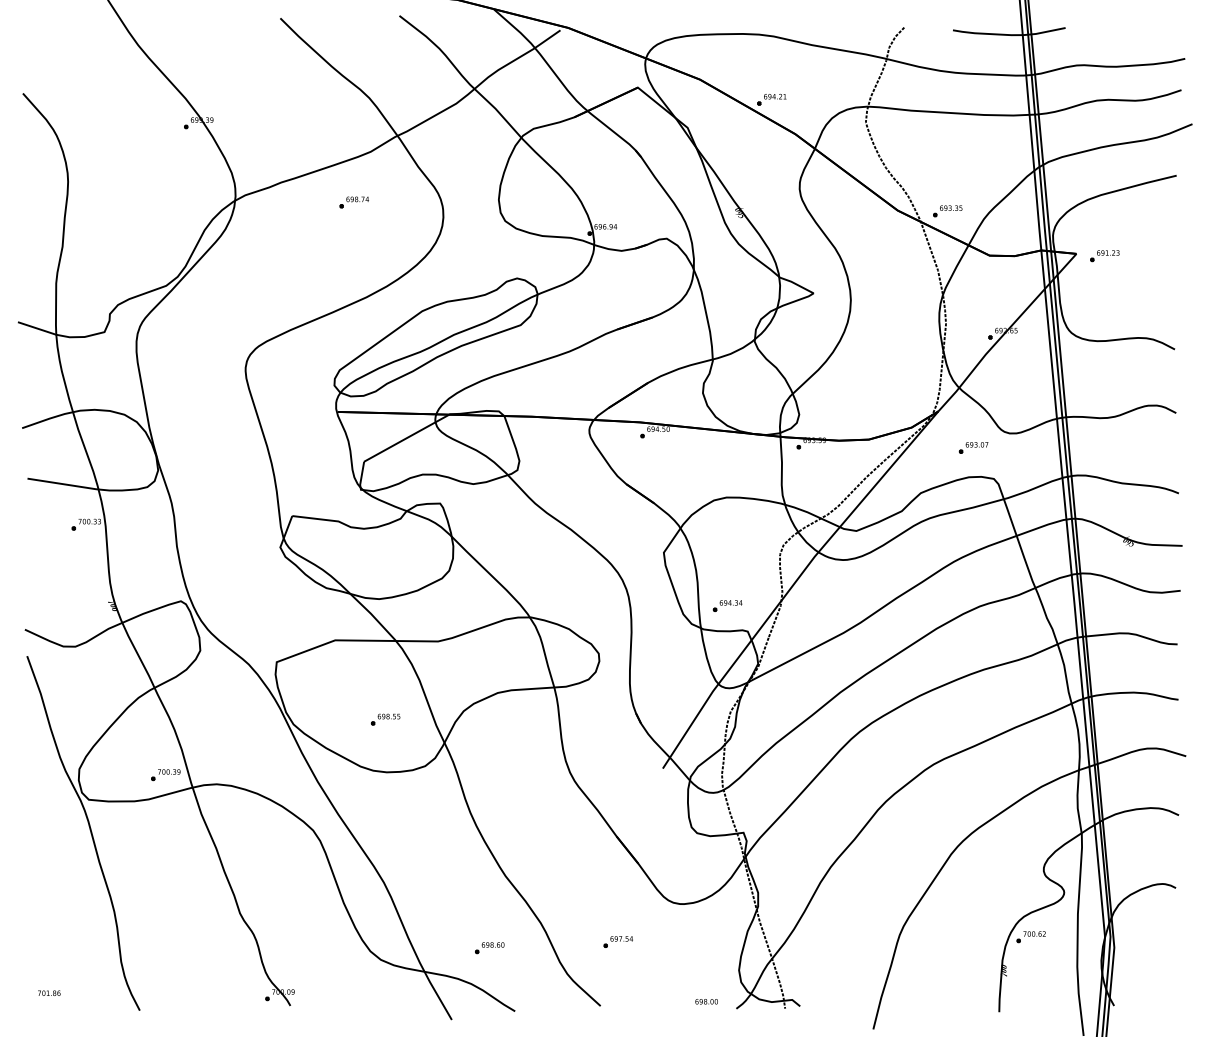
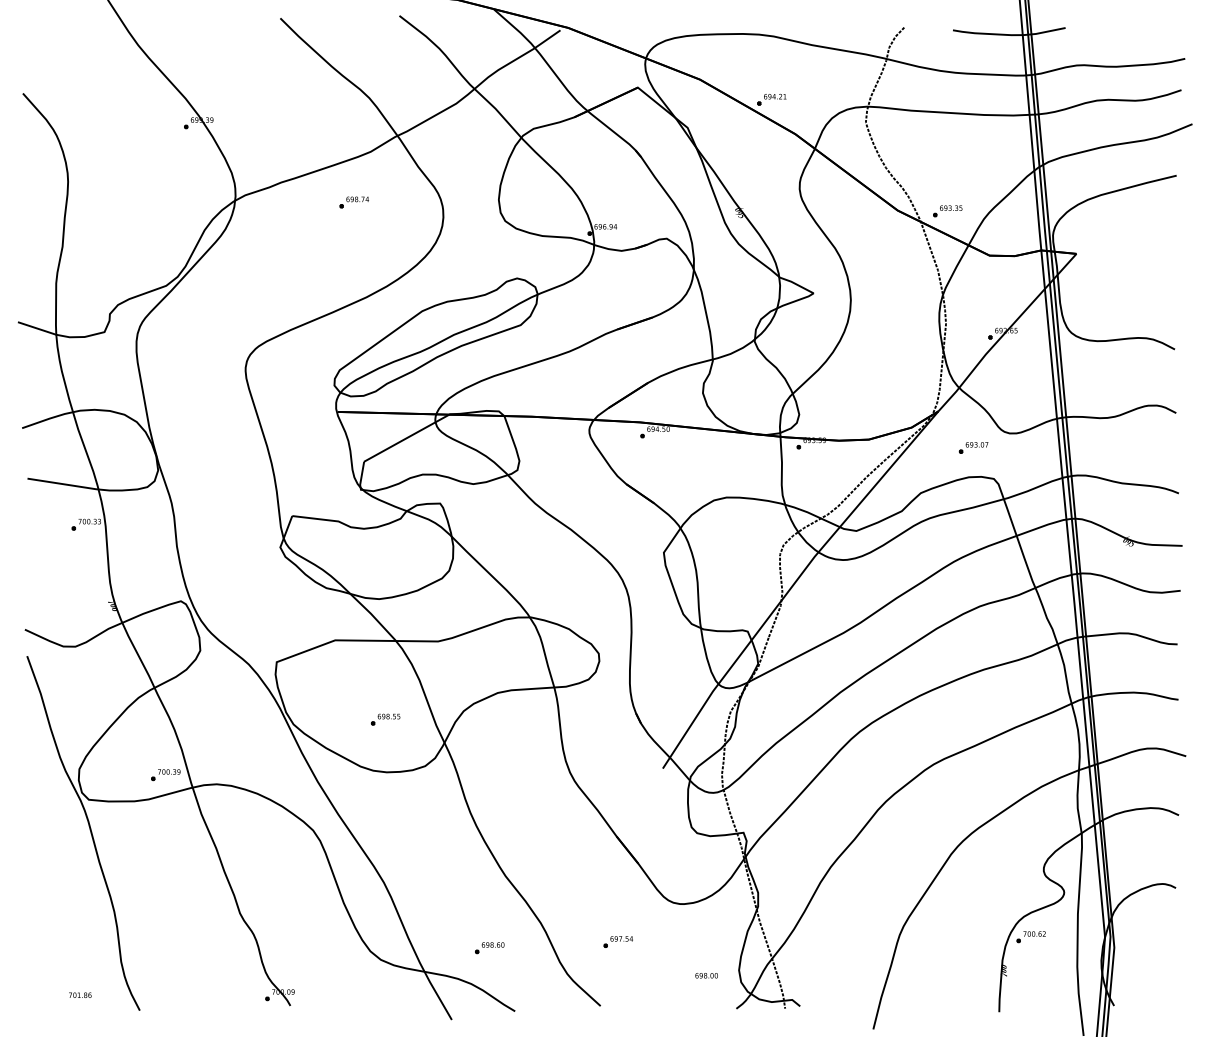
part: present -> none (1104, 256)
part: present -> none (727, 605)
text position: (49, 992) -> (80, 994) (80, 994)
text position: (706, 1001) -> (706, 975) (706, 975)
